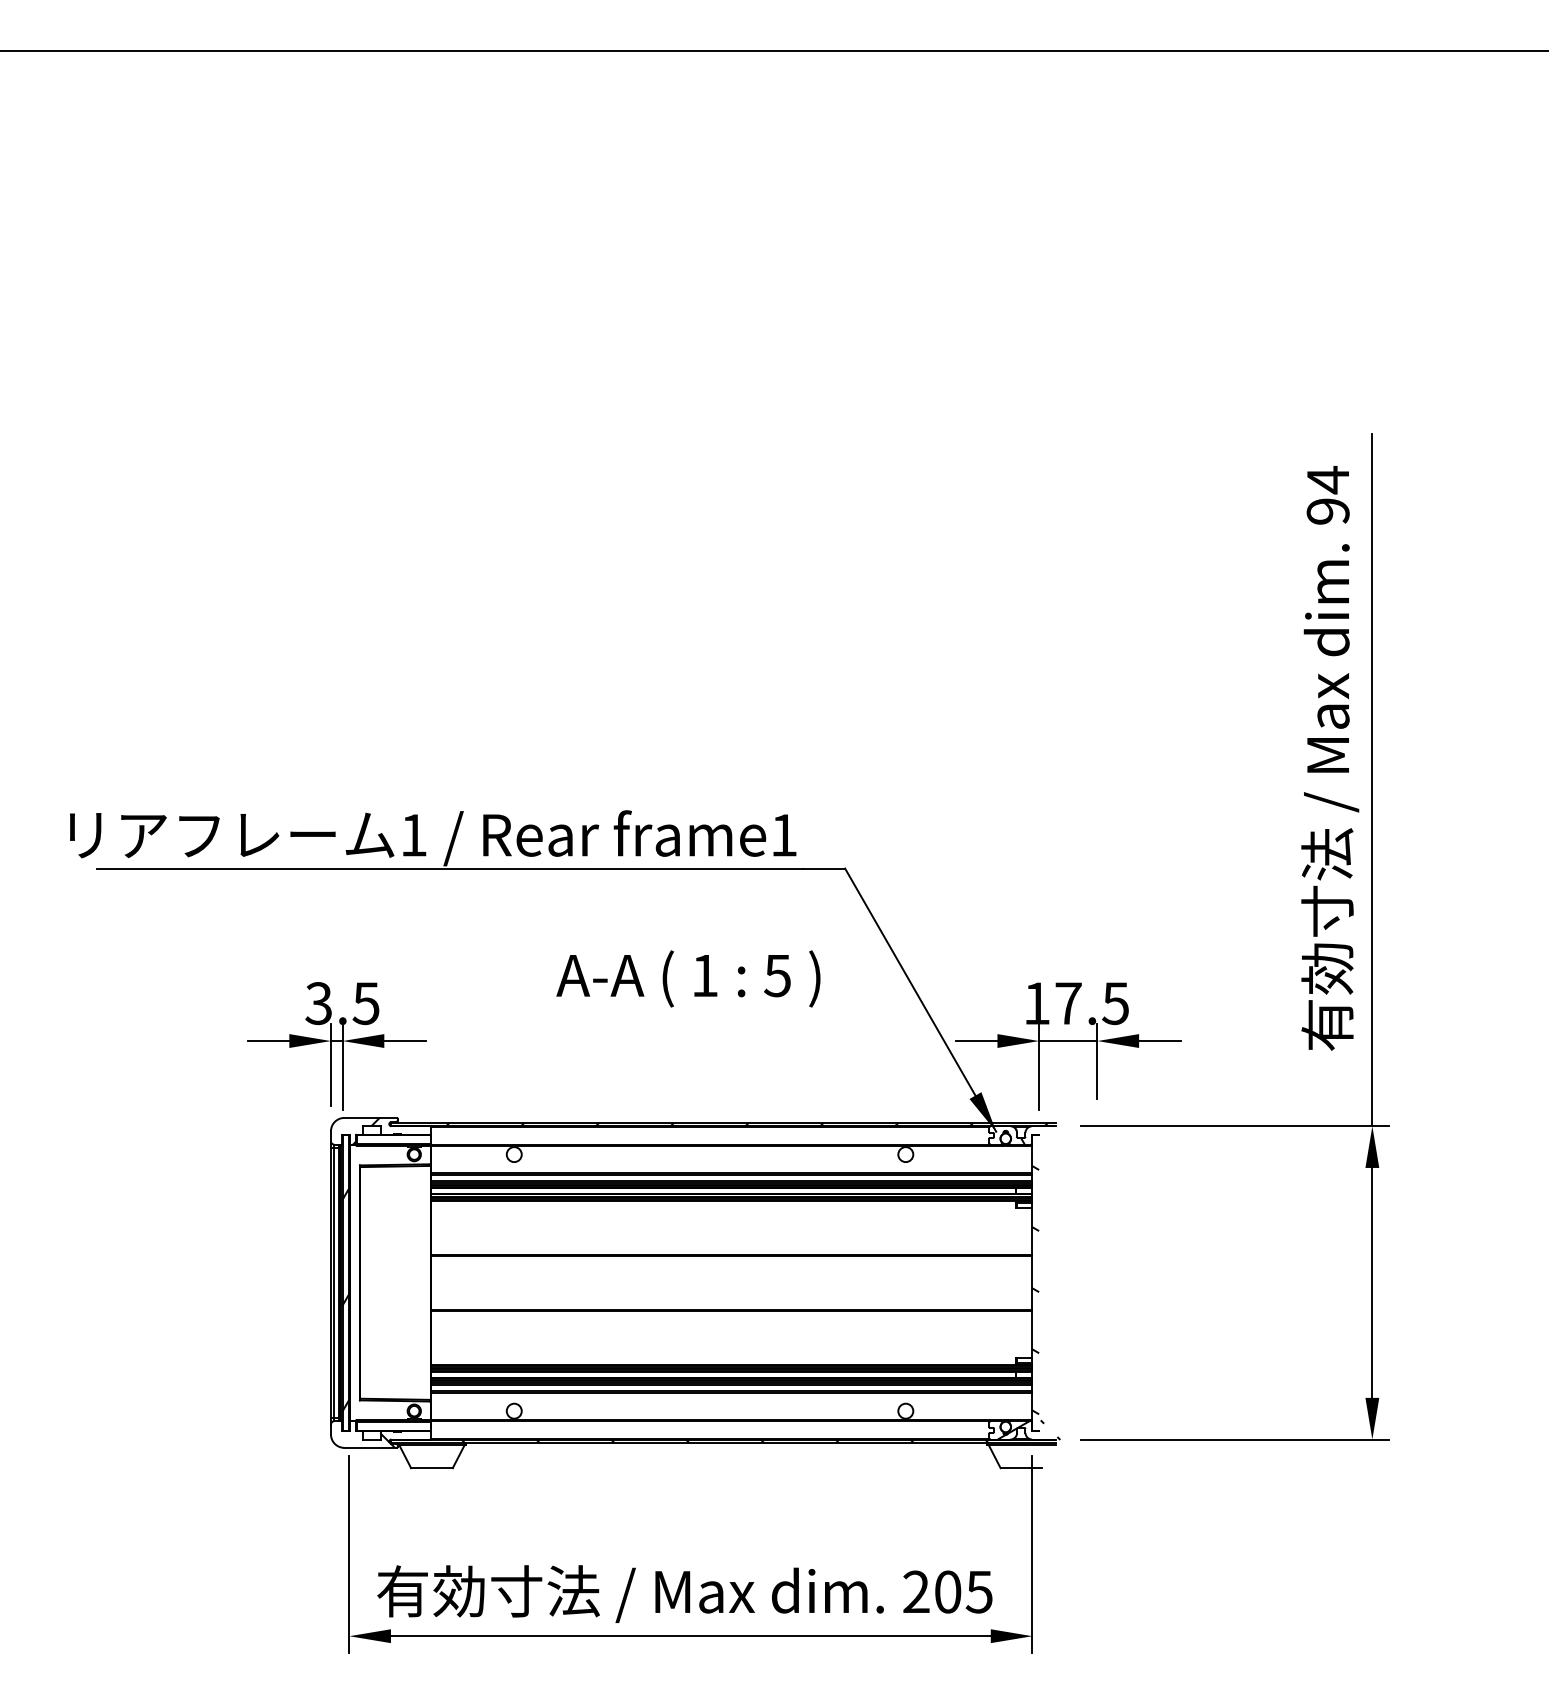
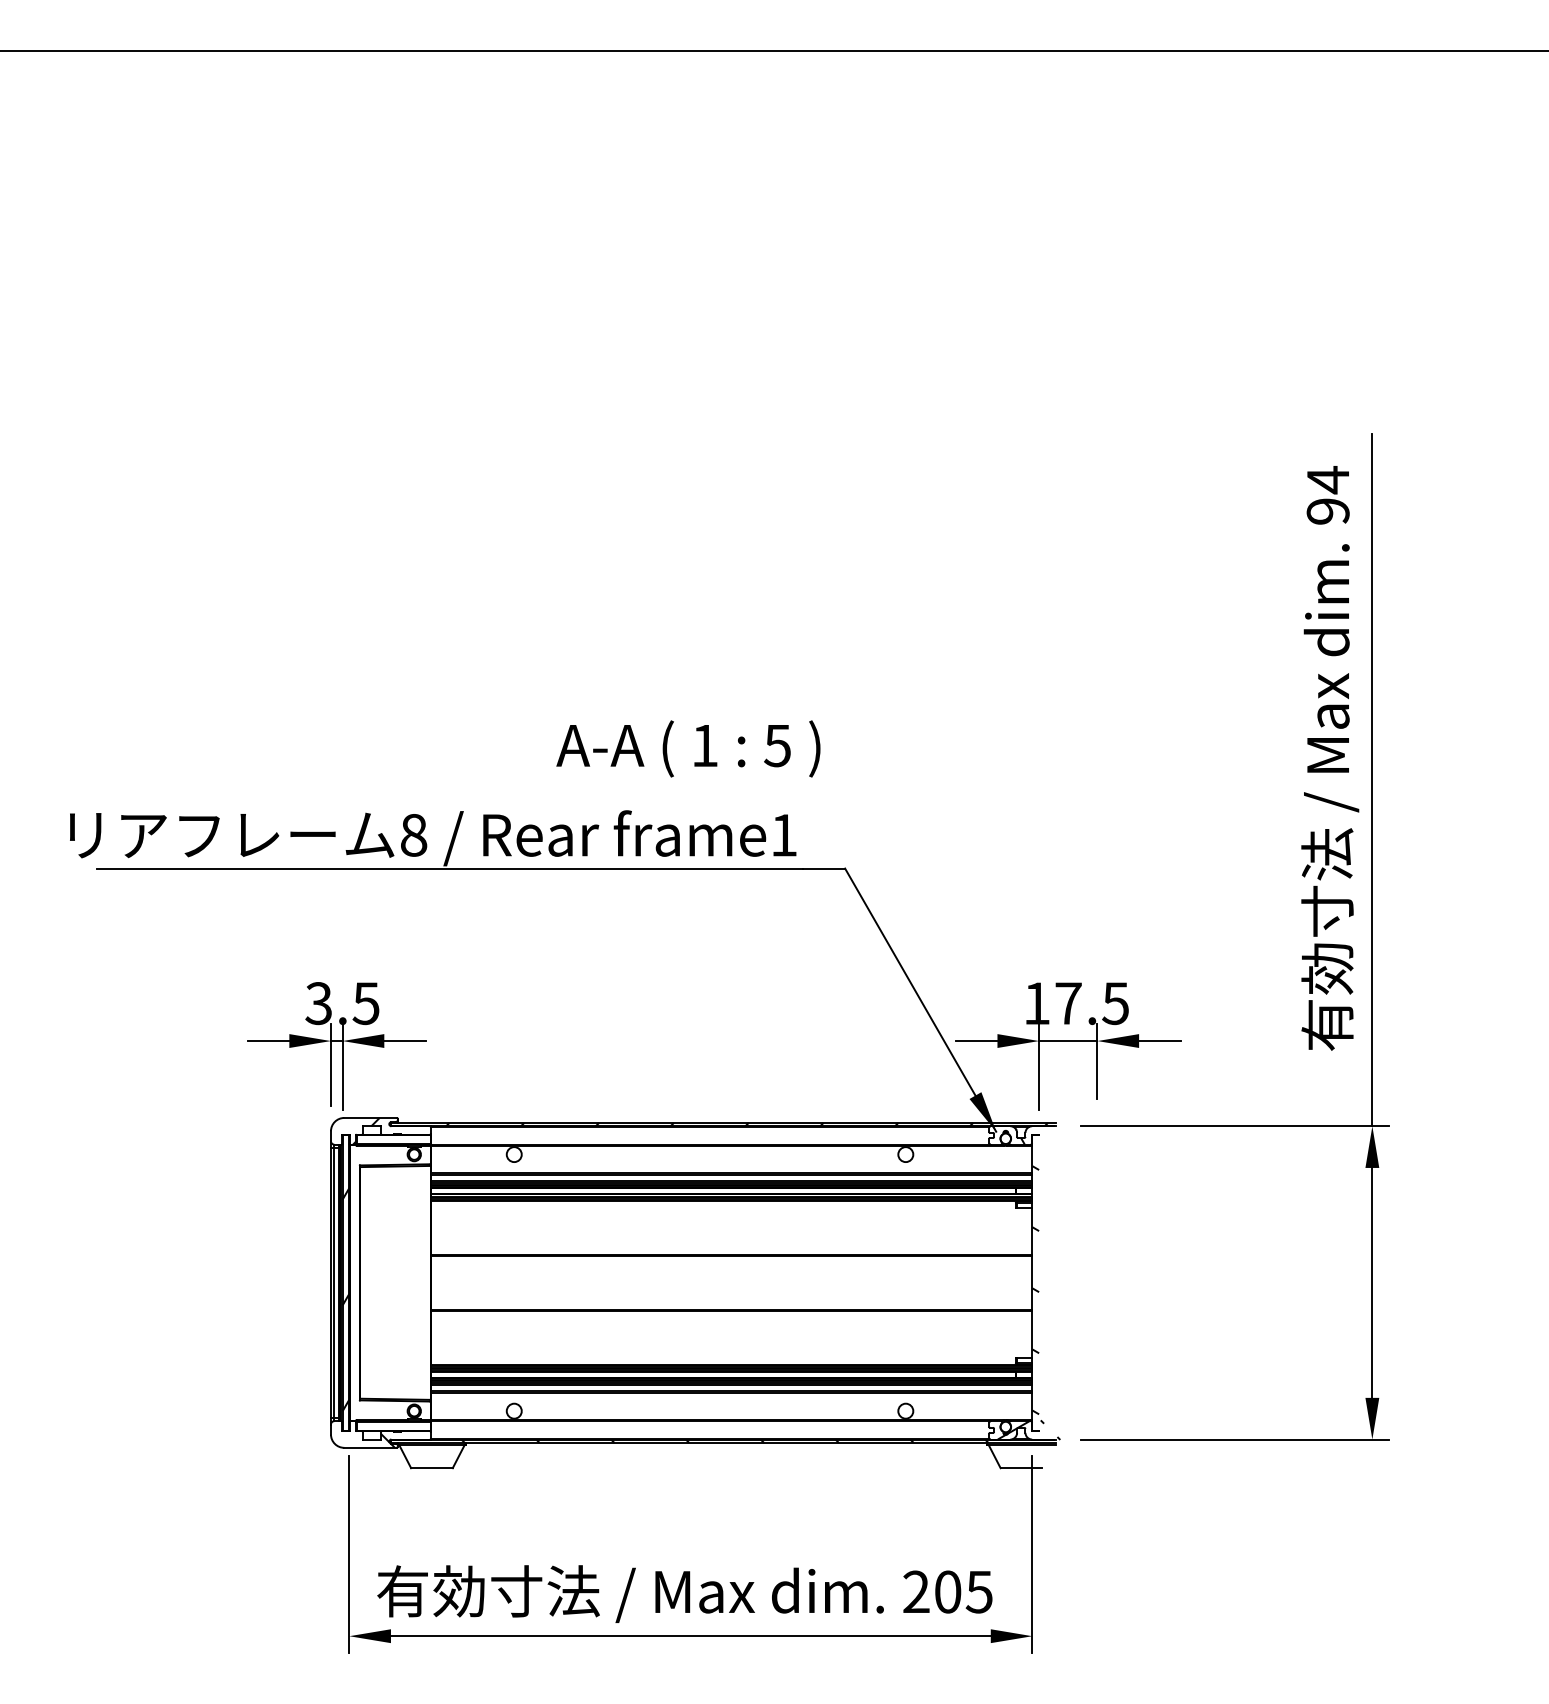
text: 1 -> 8 (414, 835)
text position: (688, 978) -> (688, 748) (688, 748)
